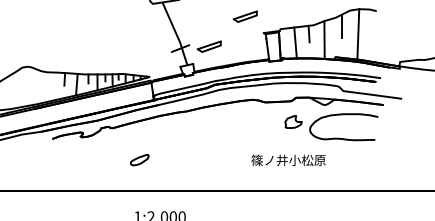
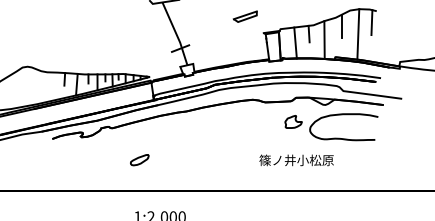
line: none -> present (371, 22)
part: present -> none (208, 46)
text position: (288, 160) -> (296, 160) (296, 160)
